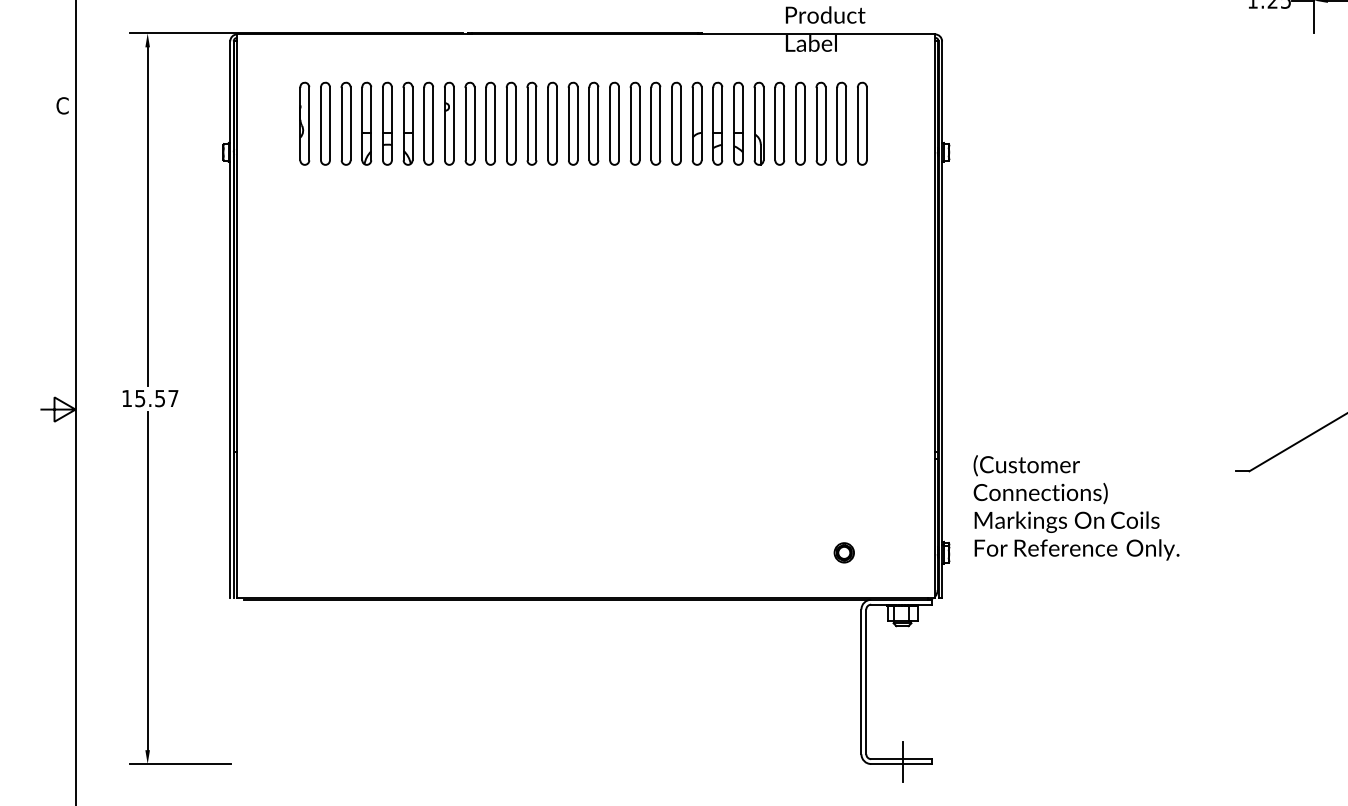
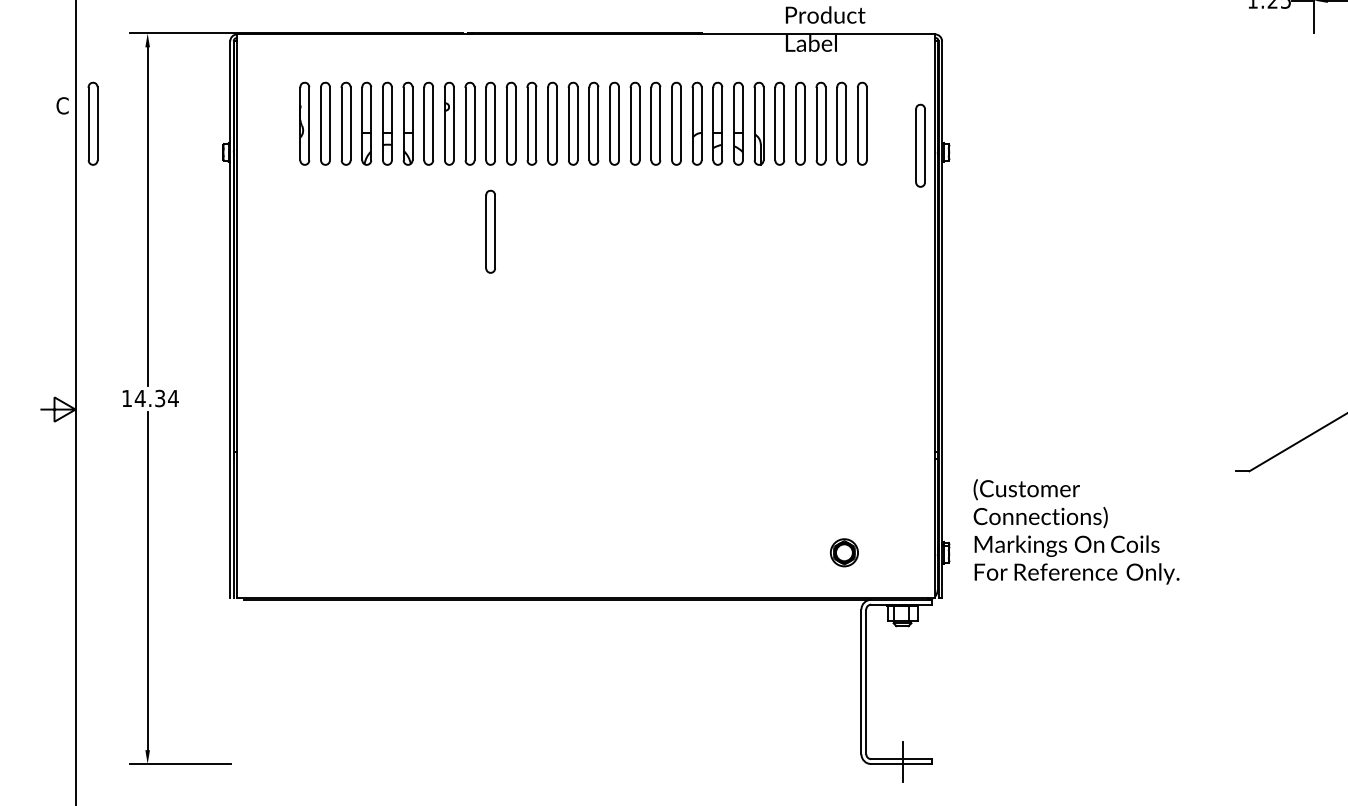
part: none -> present (92, 123)
part: none -> present (920, 145)
part: none -> present (490, 231)
text: 15.57 -> 14.34 (156, 398)
text position: (1076, 507) -> (1076, 531) (1076, 531)
part size: 22x22 px -> 29x30 px (844, 552)
